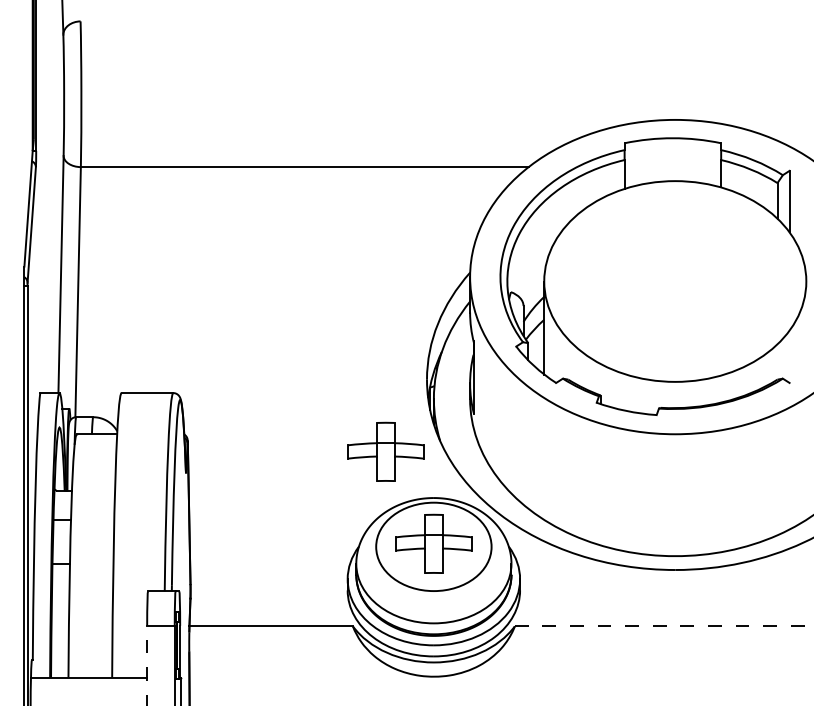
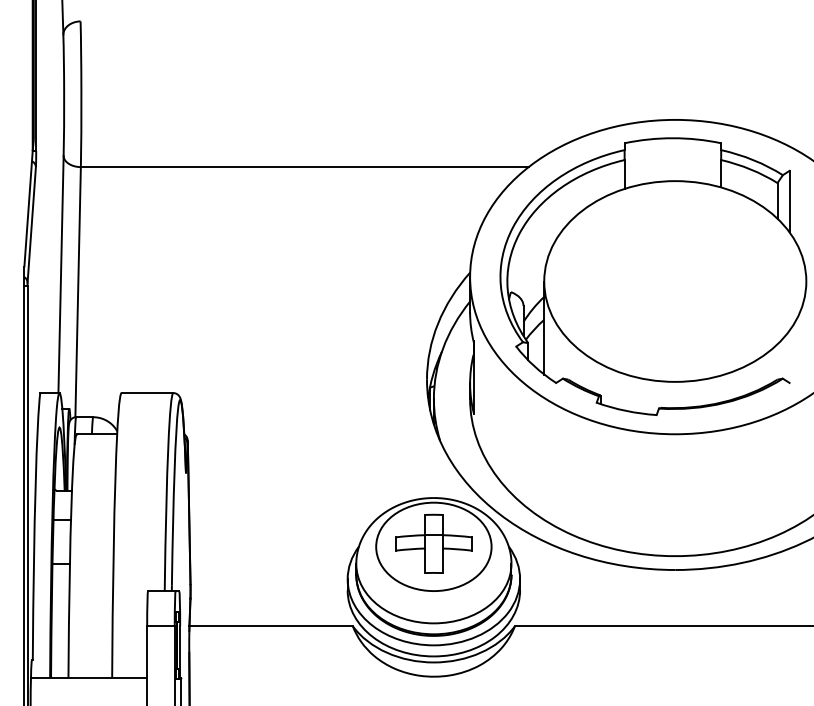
part: present -> none (385, 451)
line: dashed -> solid (664, 626)
line: dashed -> solid (147, 665)
